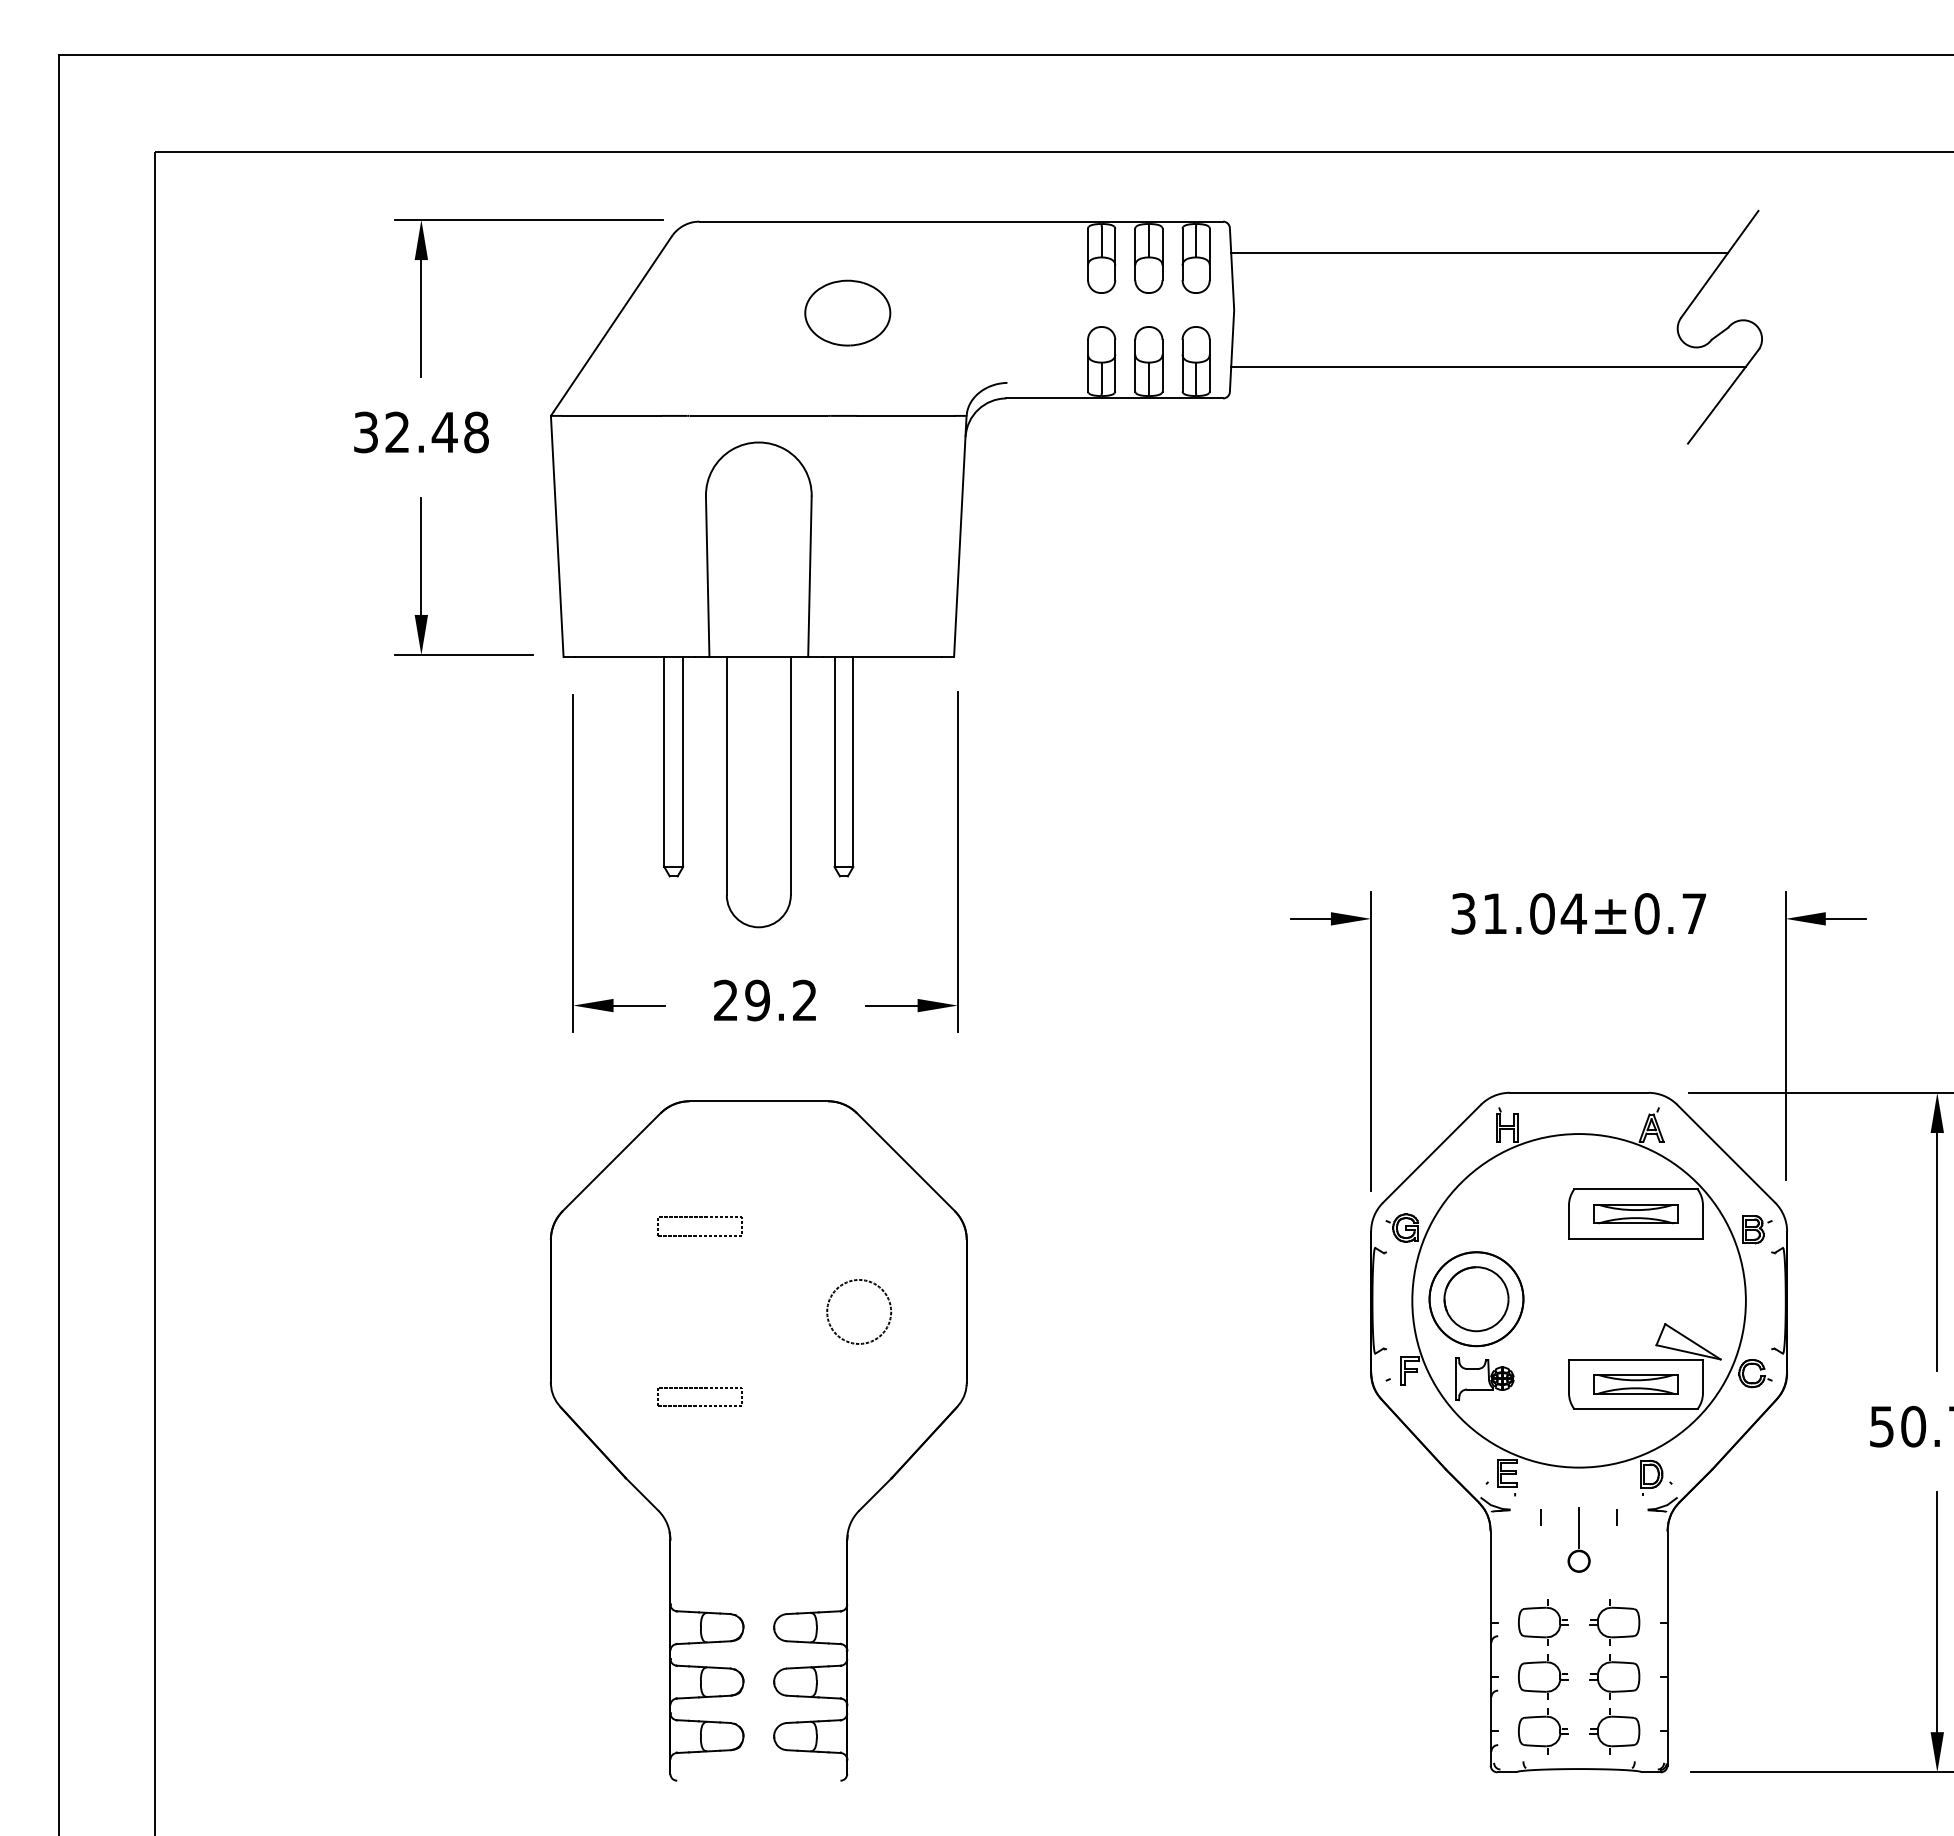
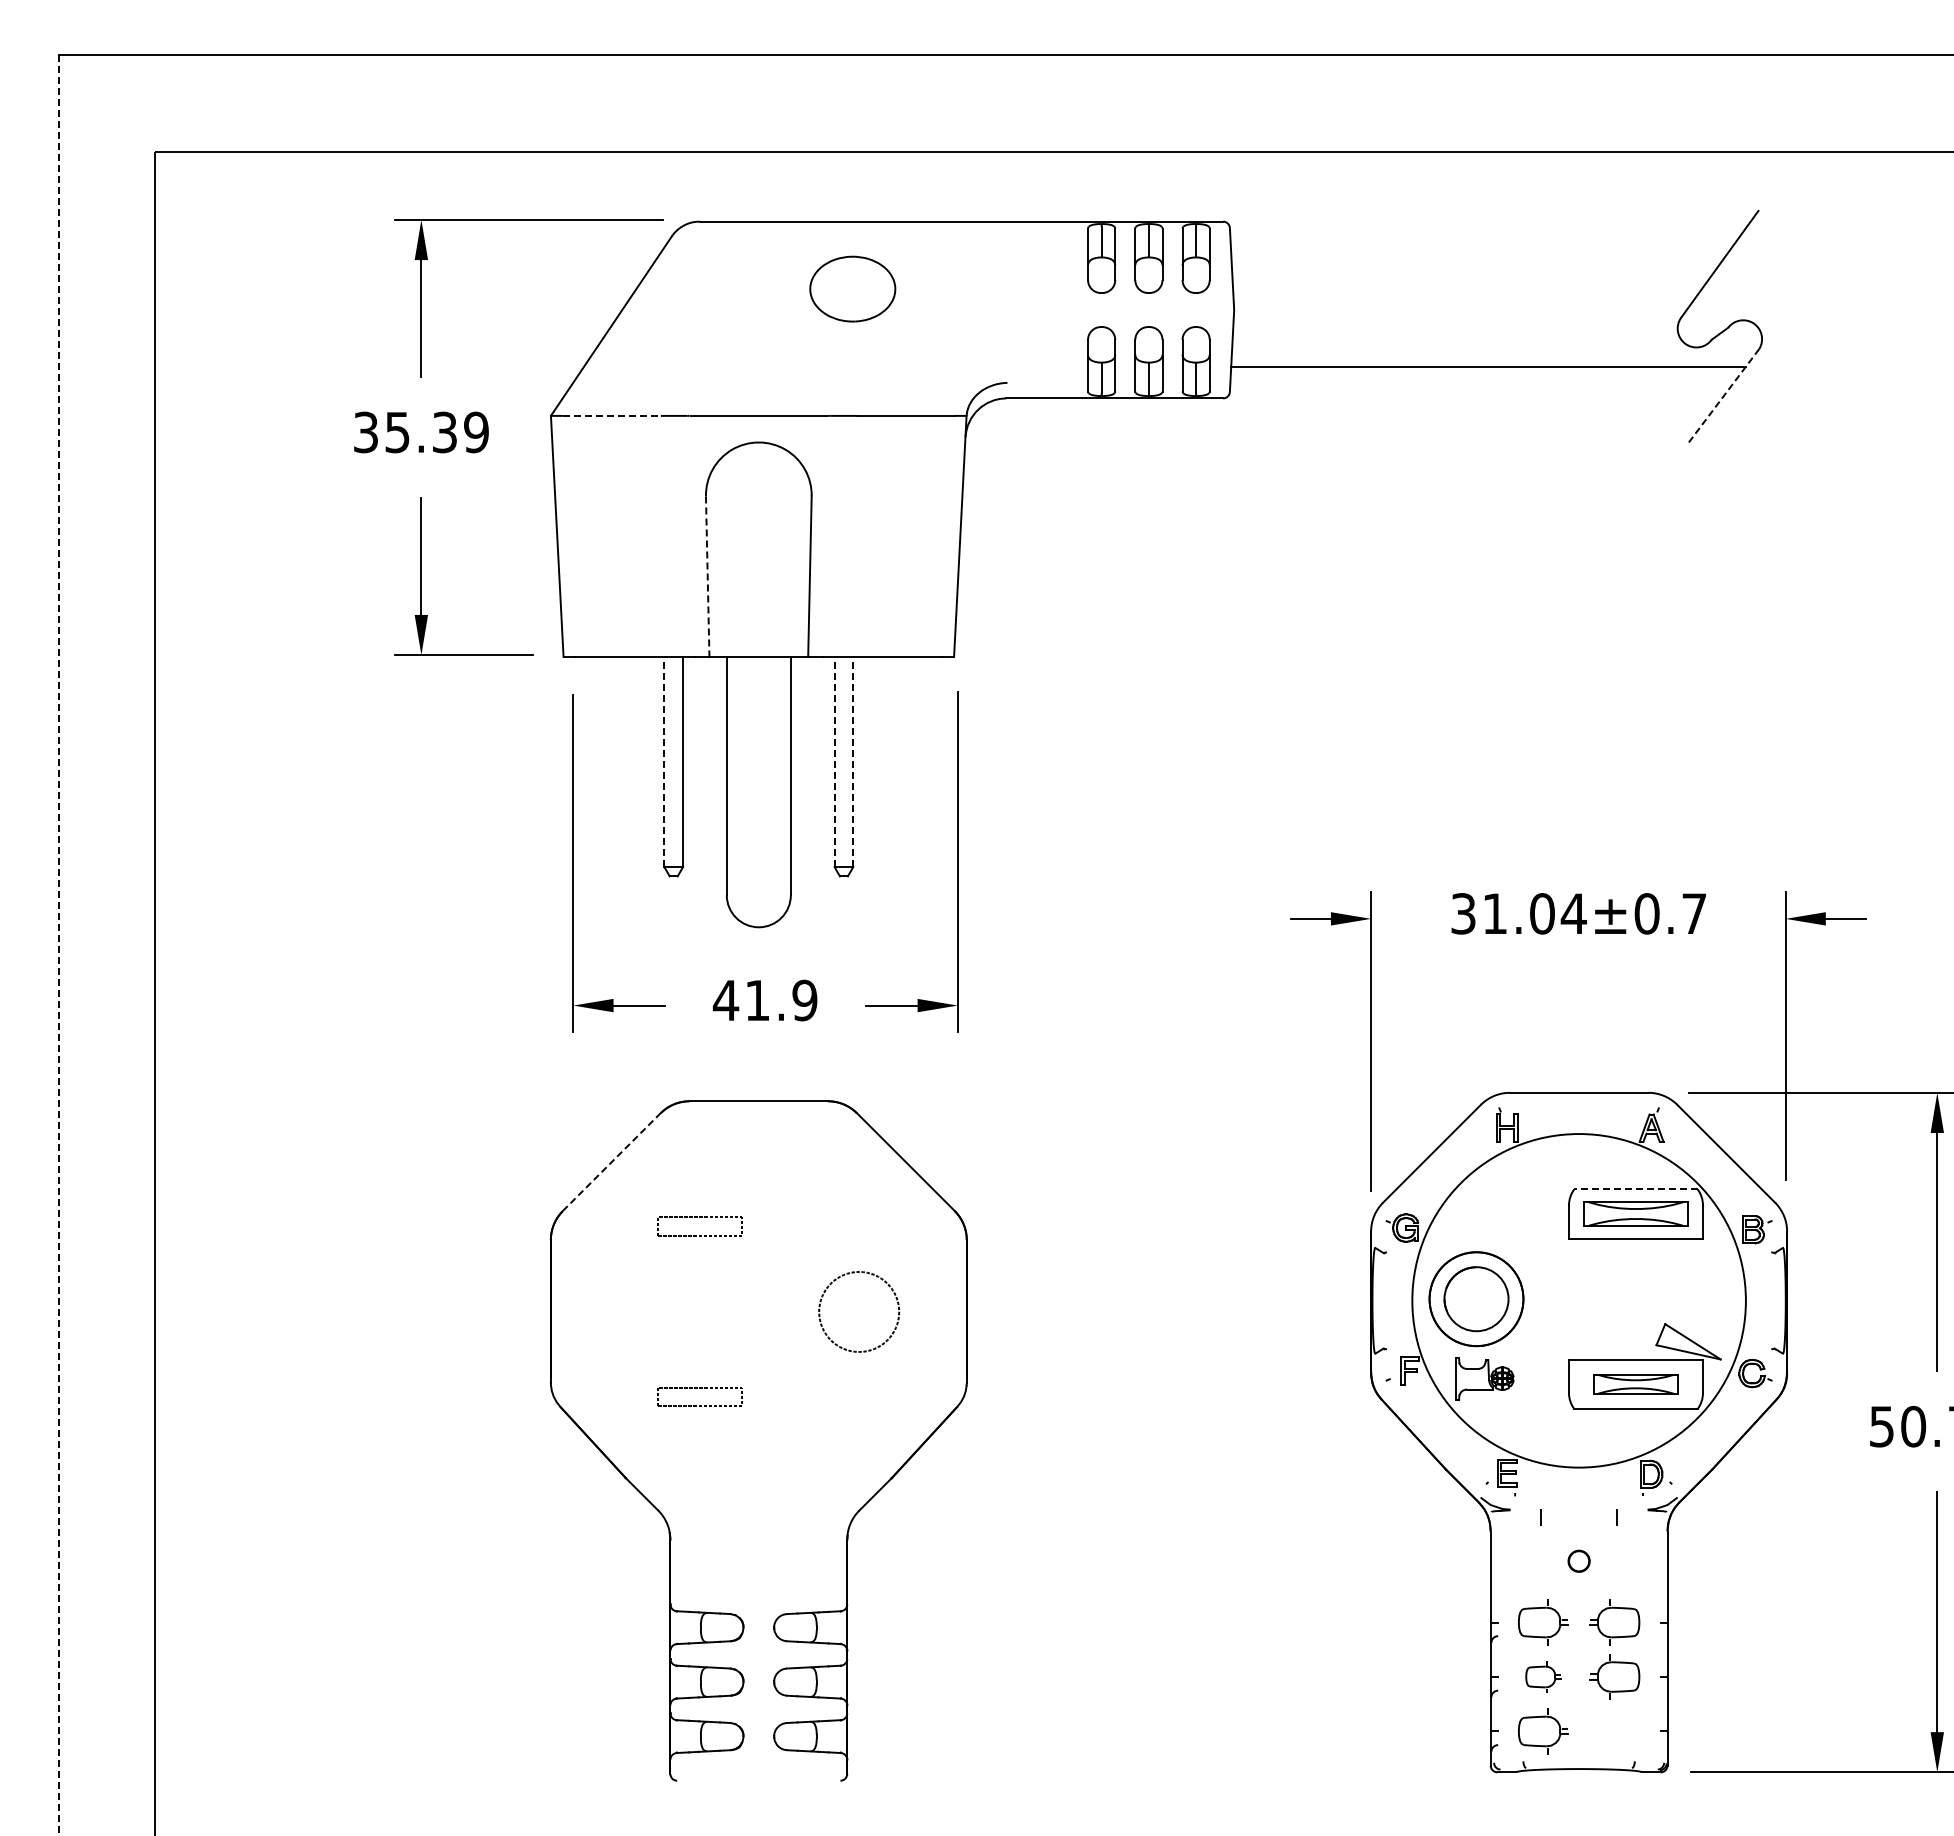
line: present -> none (1479, 253)
part position: (847, 312) -> (852, 288) (852, 288)
line: solid -> dashed (1723, 396)
line: solid -> dashed (611, 415)
text: 32.48 -> 35.39 (436, 432)
line: solid -> dashed (707, 577)
line: solid -> dashed (664, 761)
line: solid -> dashed (834, 761)
line: solid -> dashed (853, 761)
line: solid -> dashed (58, 946)
text: 29.2 -> 41.9 (764, 1000)
line: solid -> dashed (612, 1161)
line: solid -> dashed (1635, 1189)
part size: 86x21 px -> 106x26 px (1635, 1213)
circle diameter: 64 px -> 80 px (859, 1311)
line: present -> none (1579, 1527)
part size: 51x46 px -> 37x32 px (1543, 1676)
part: present -> none (1614, 1731)
